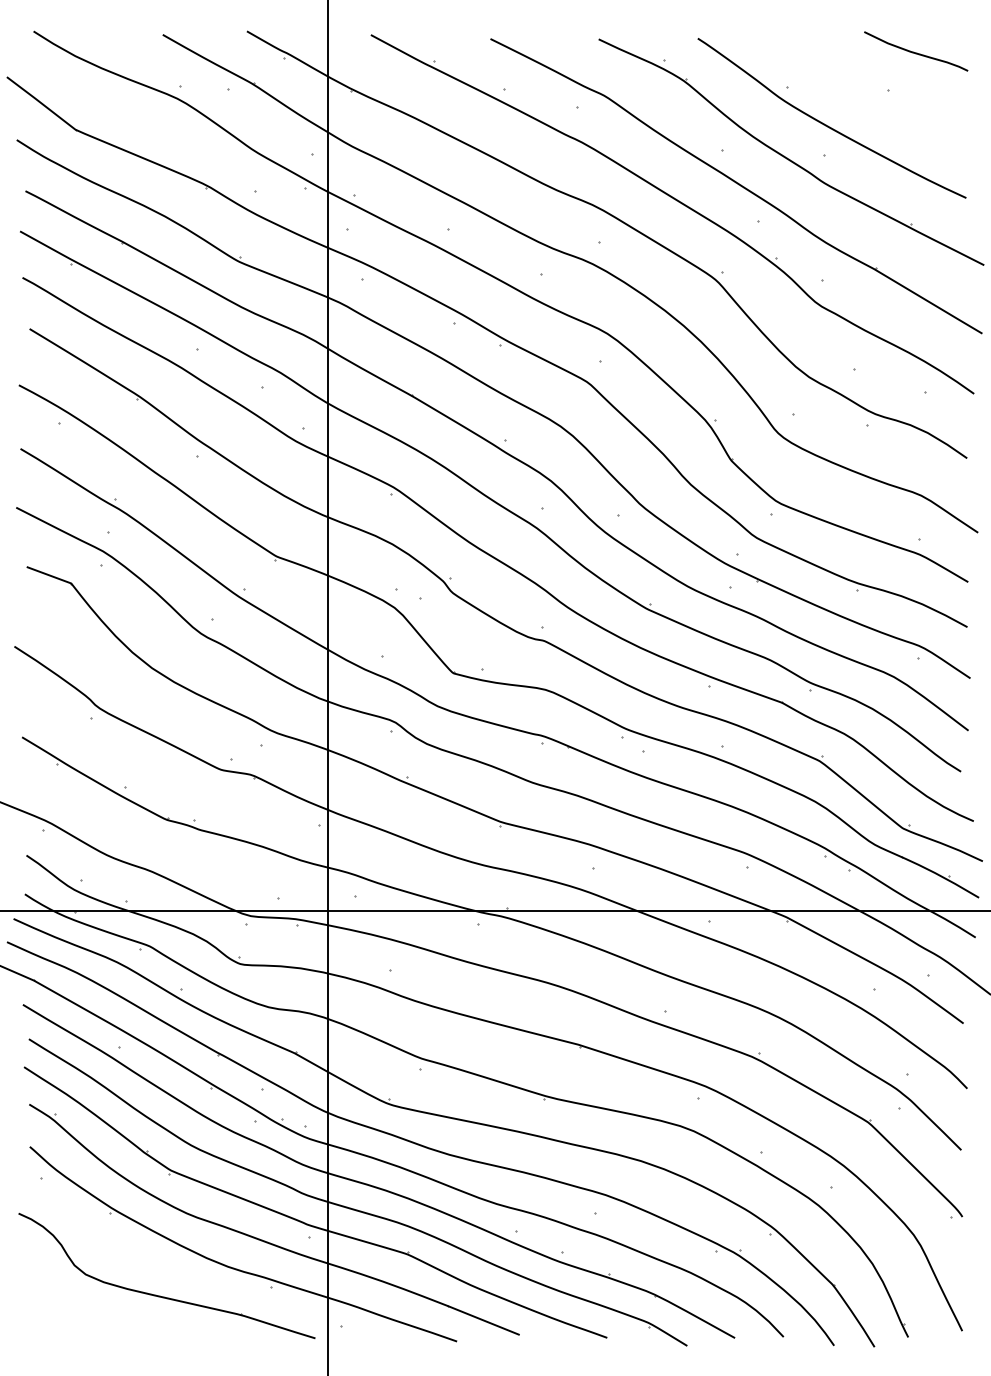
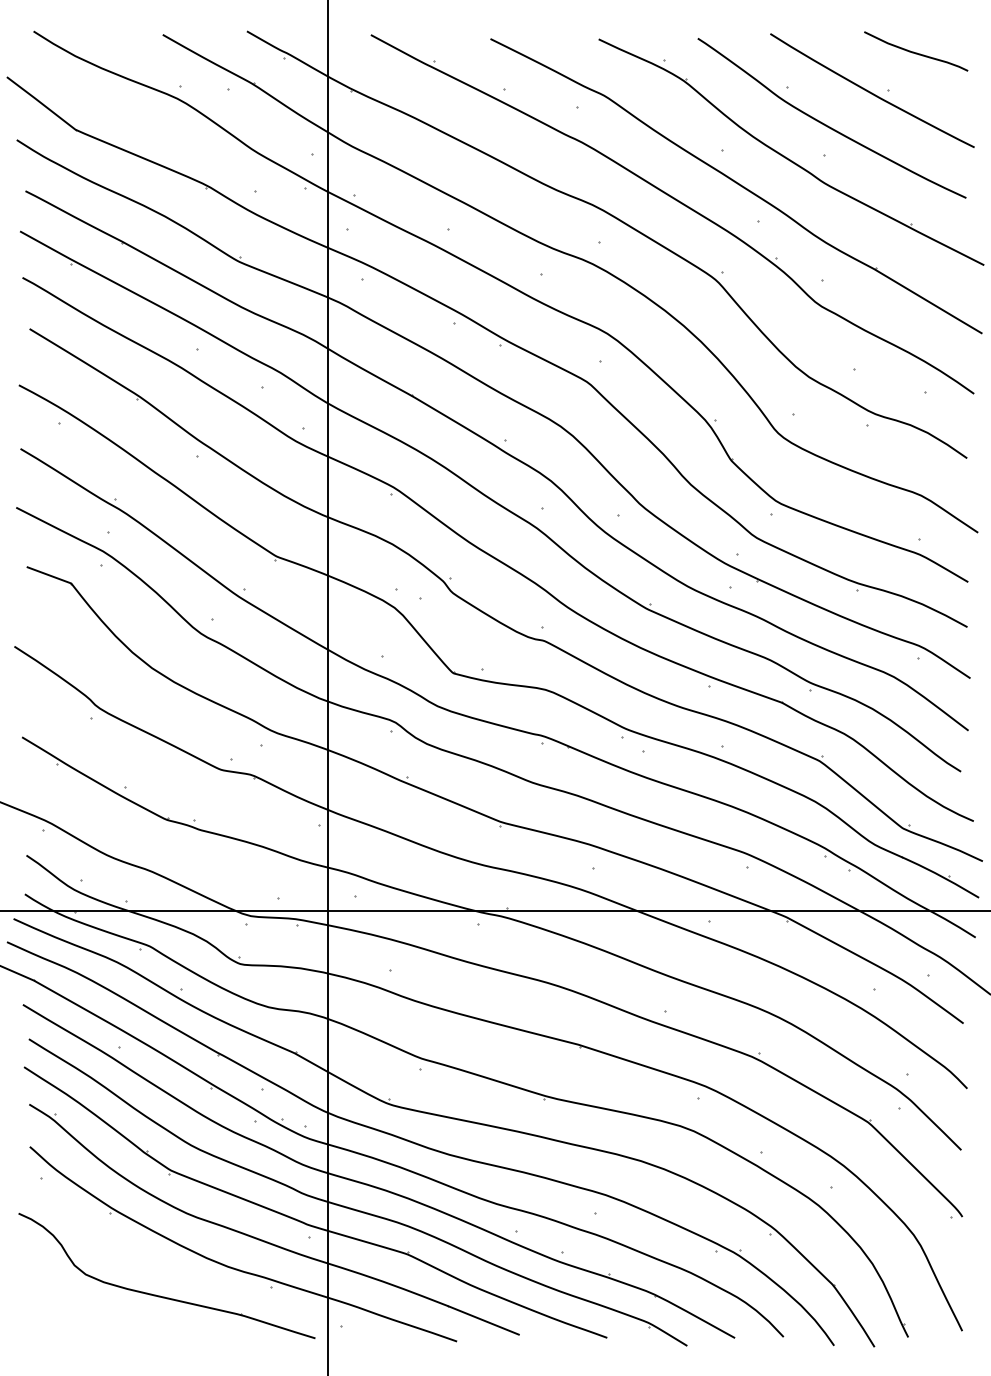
curve: none -> present (872, 92)
